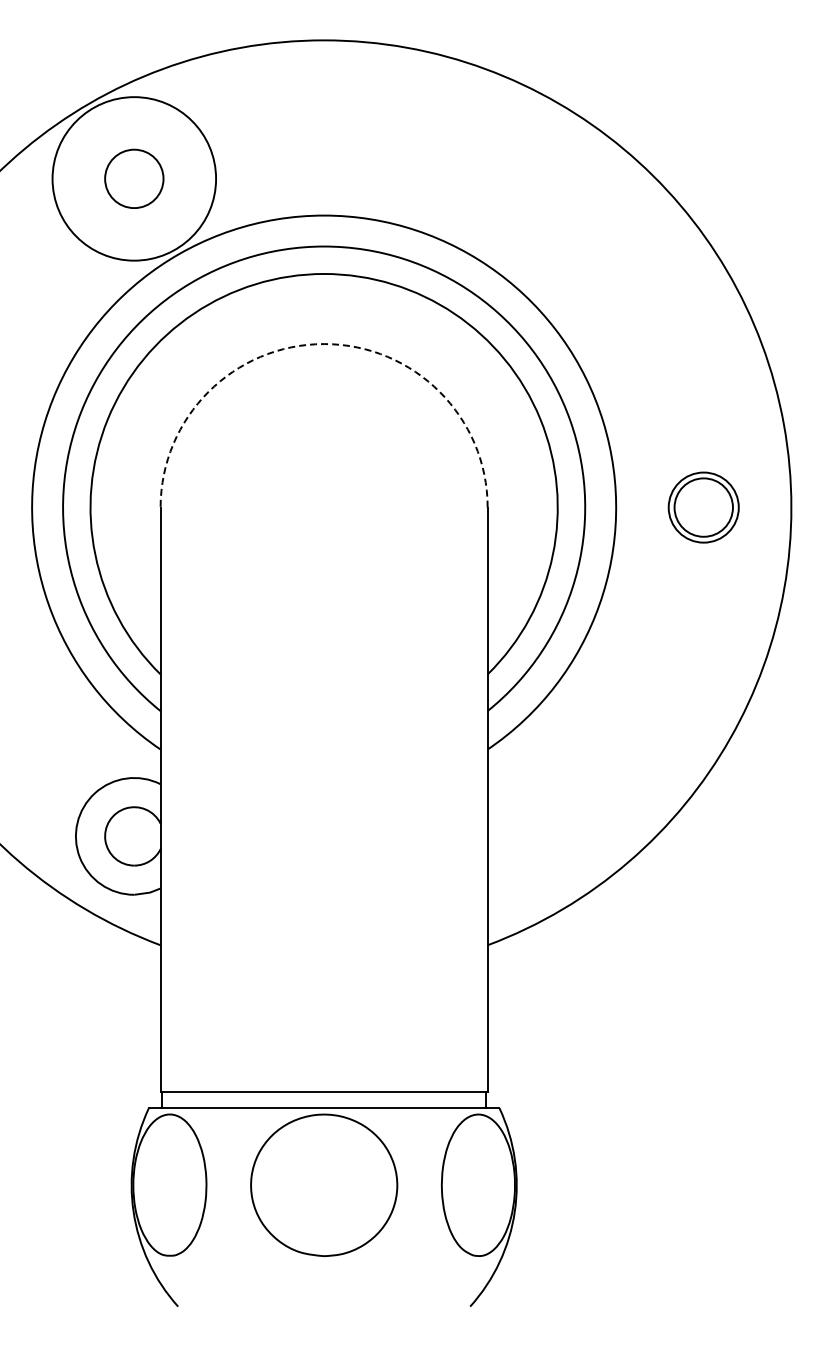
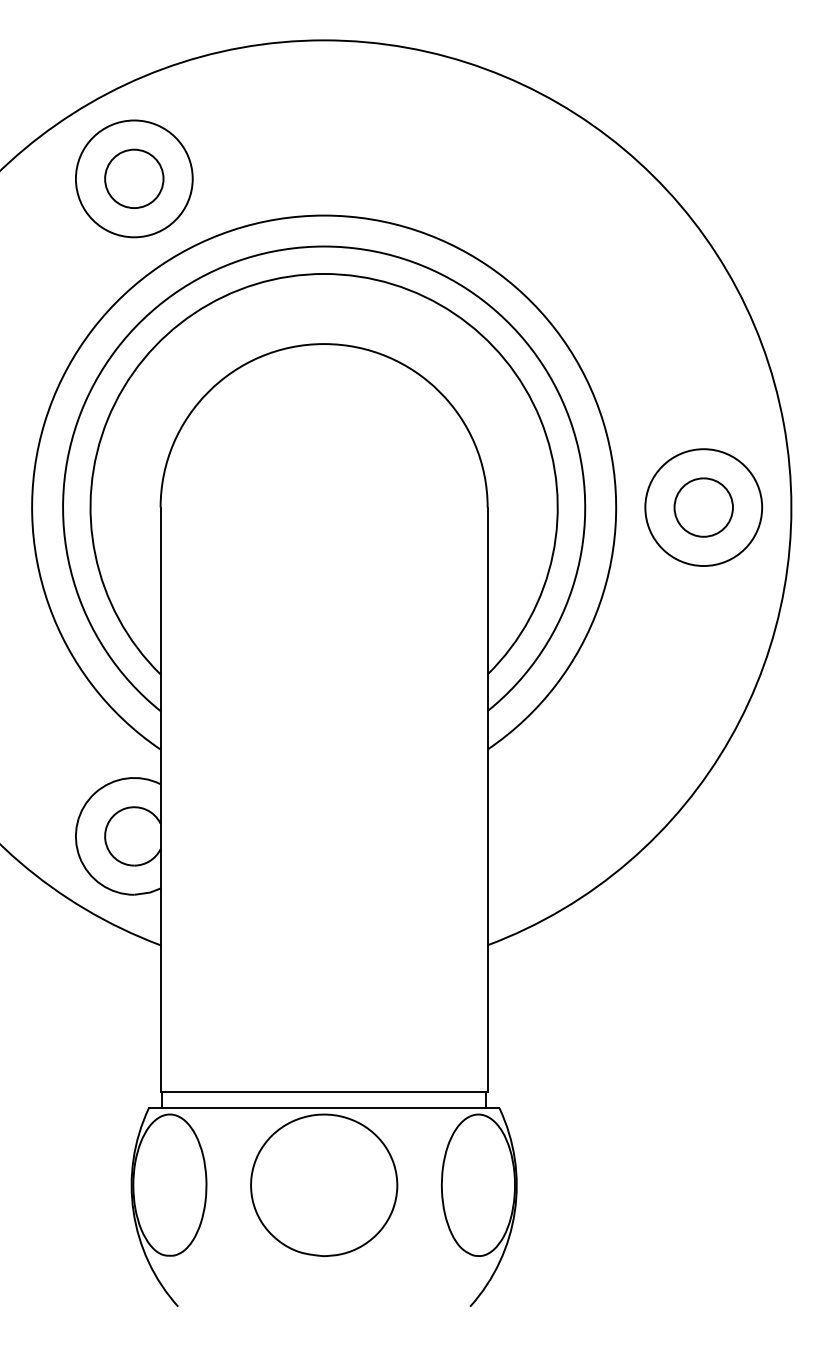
circle diameter: 164 px -> 117 px (133, 178)
arc: dashed -> solid (324, 344)
circle diameter: 70 px -> 117 px (703, 507)
